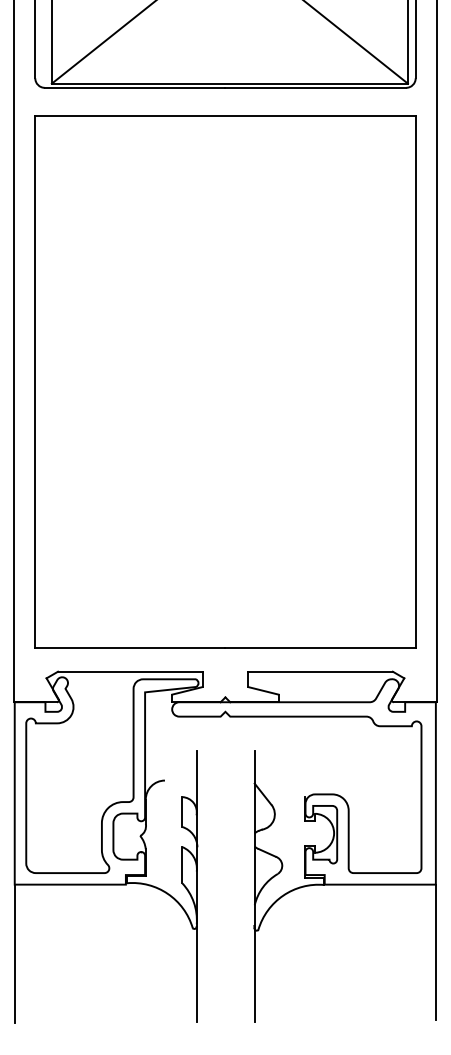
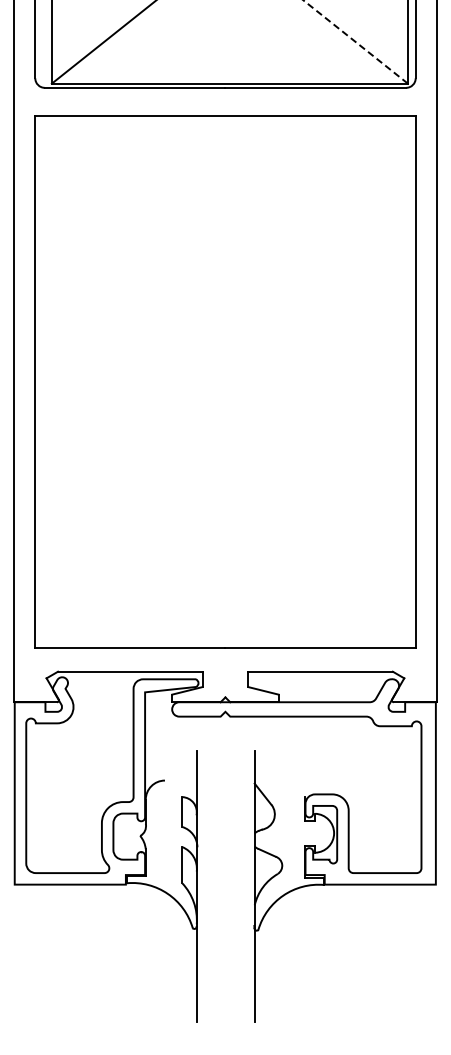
line: solid -> dashed (355, 41)
line: present -> none (435, 951)
line: present -> none (14, 953)
